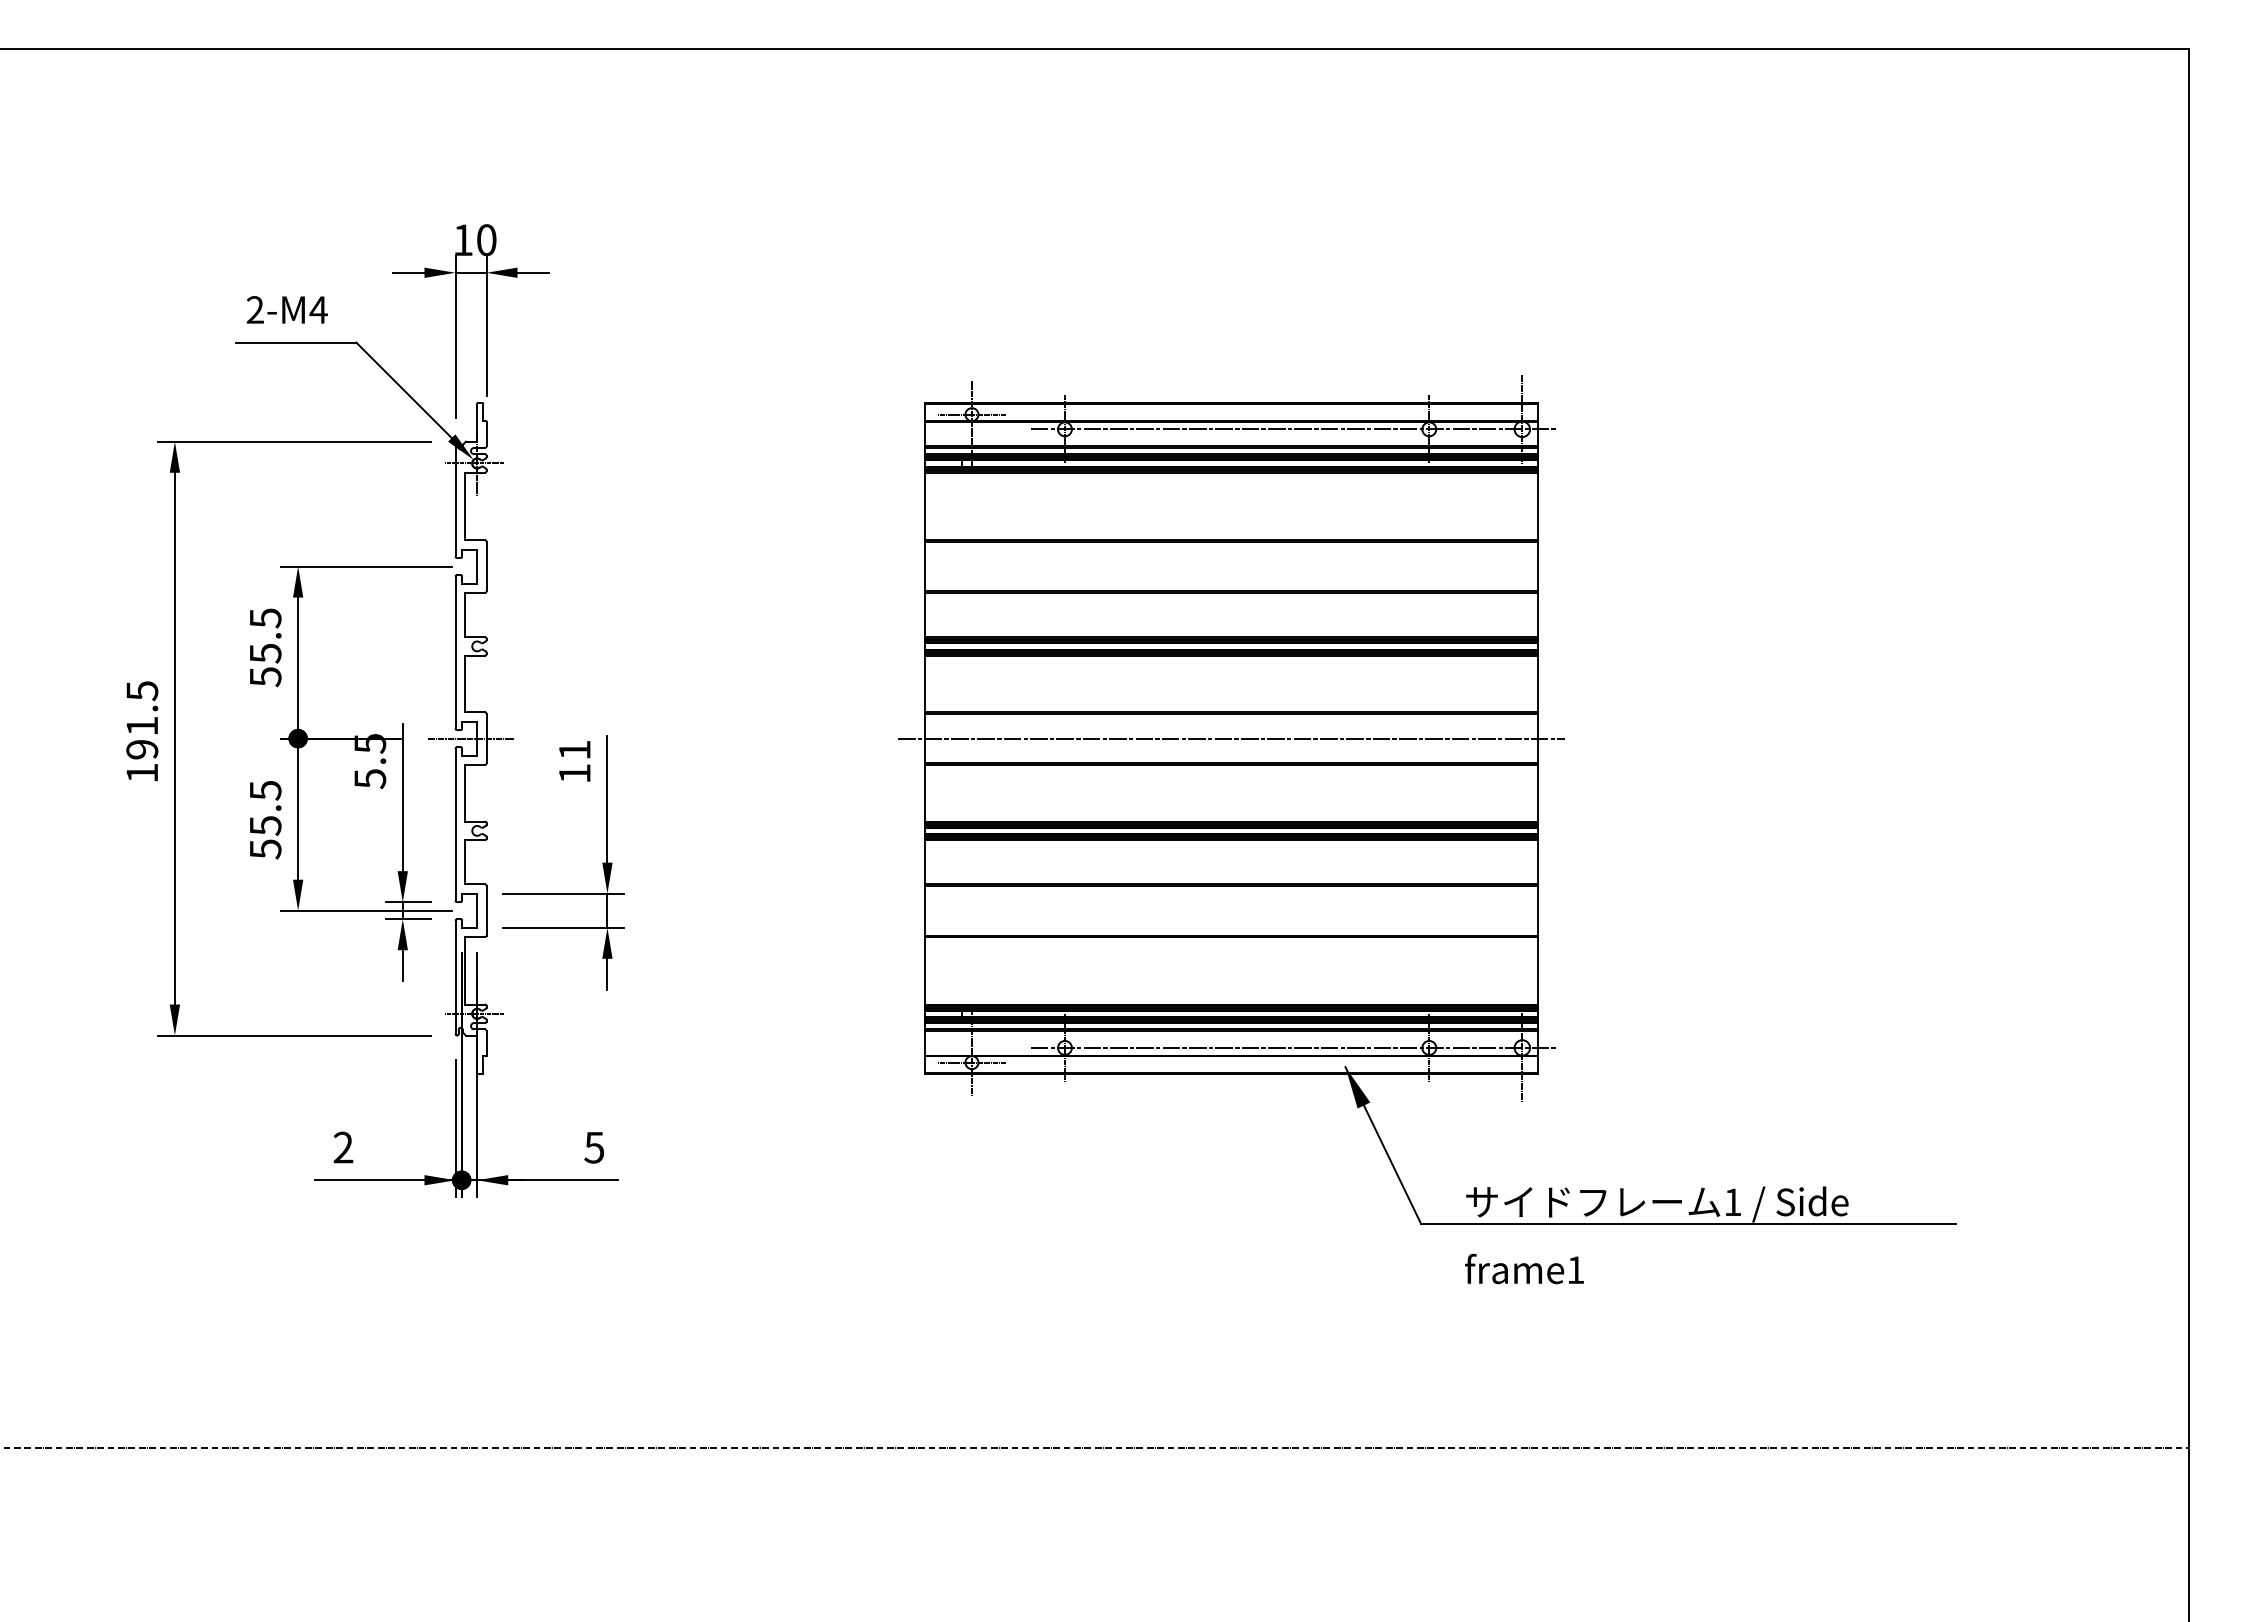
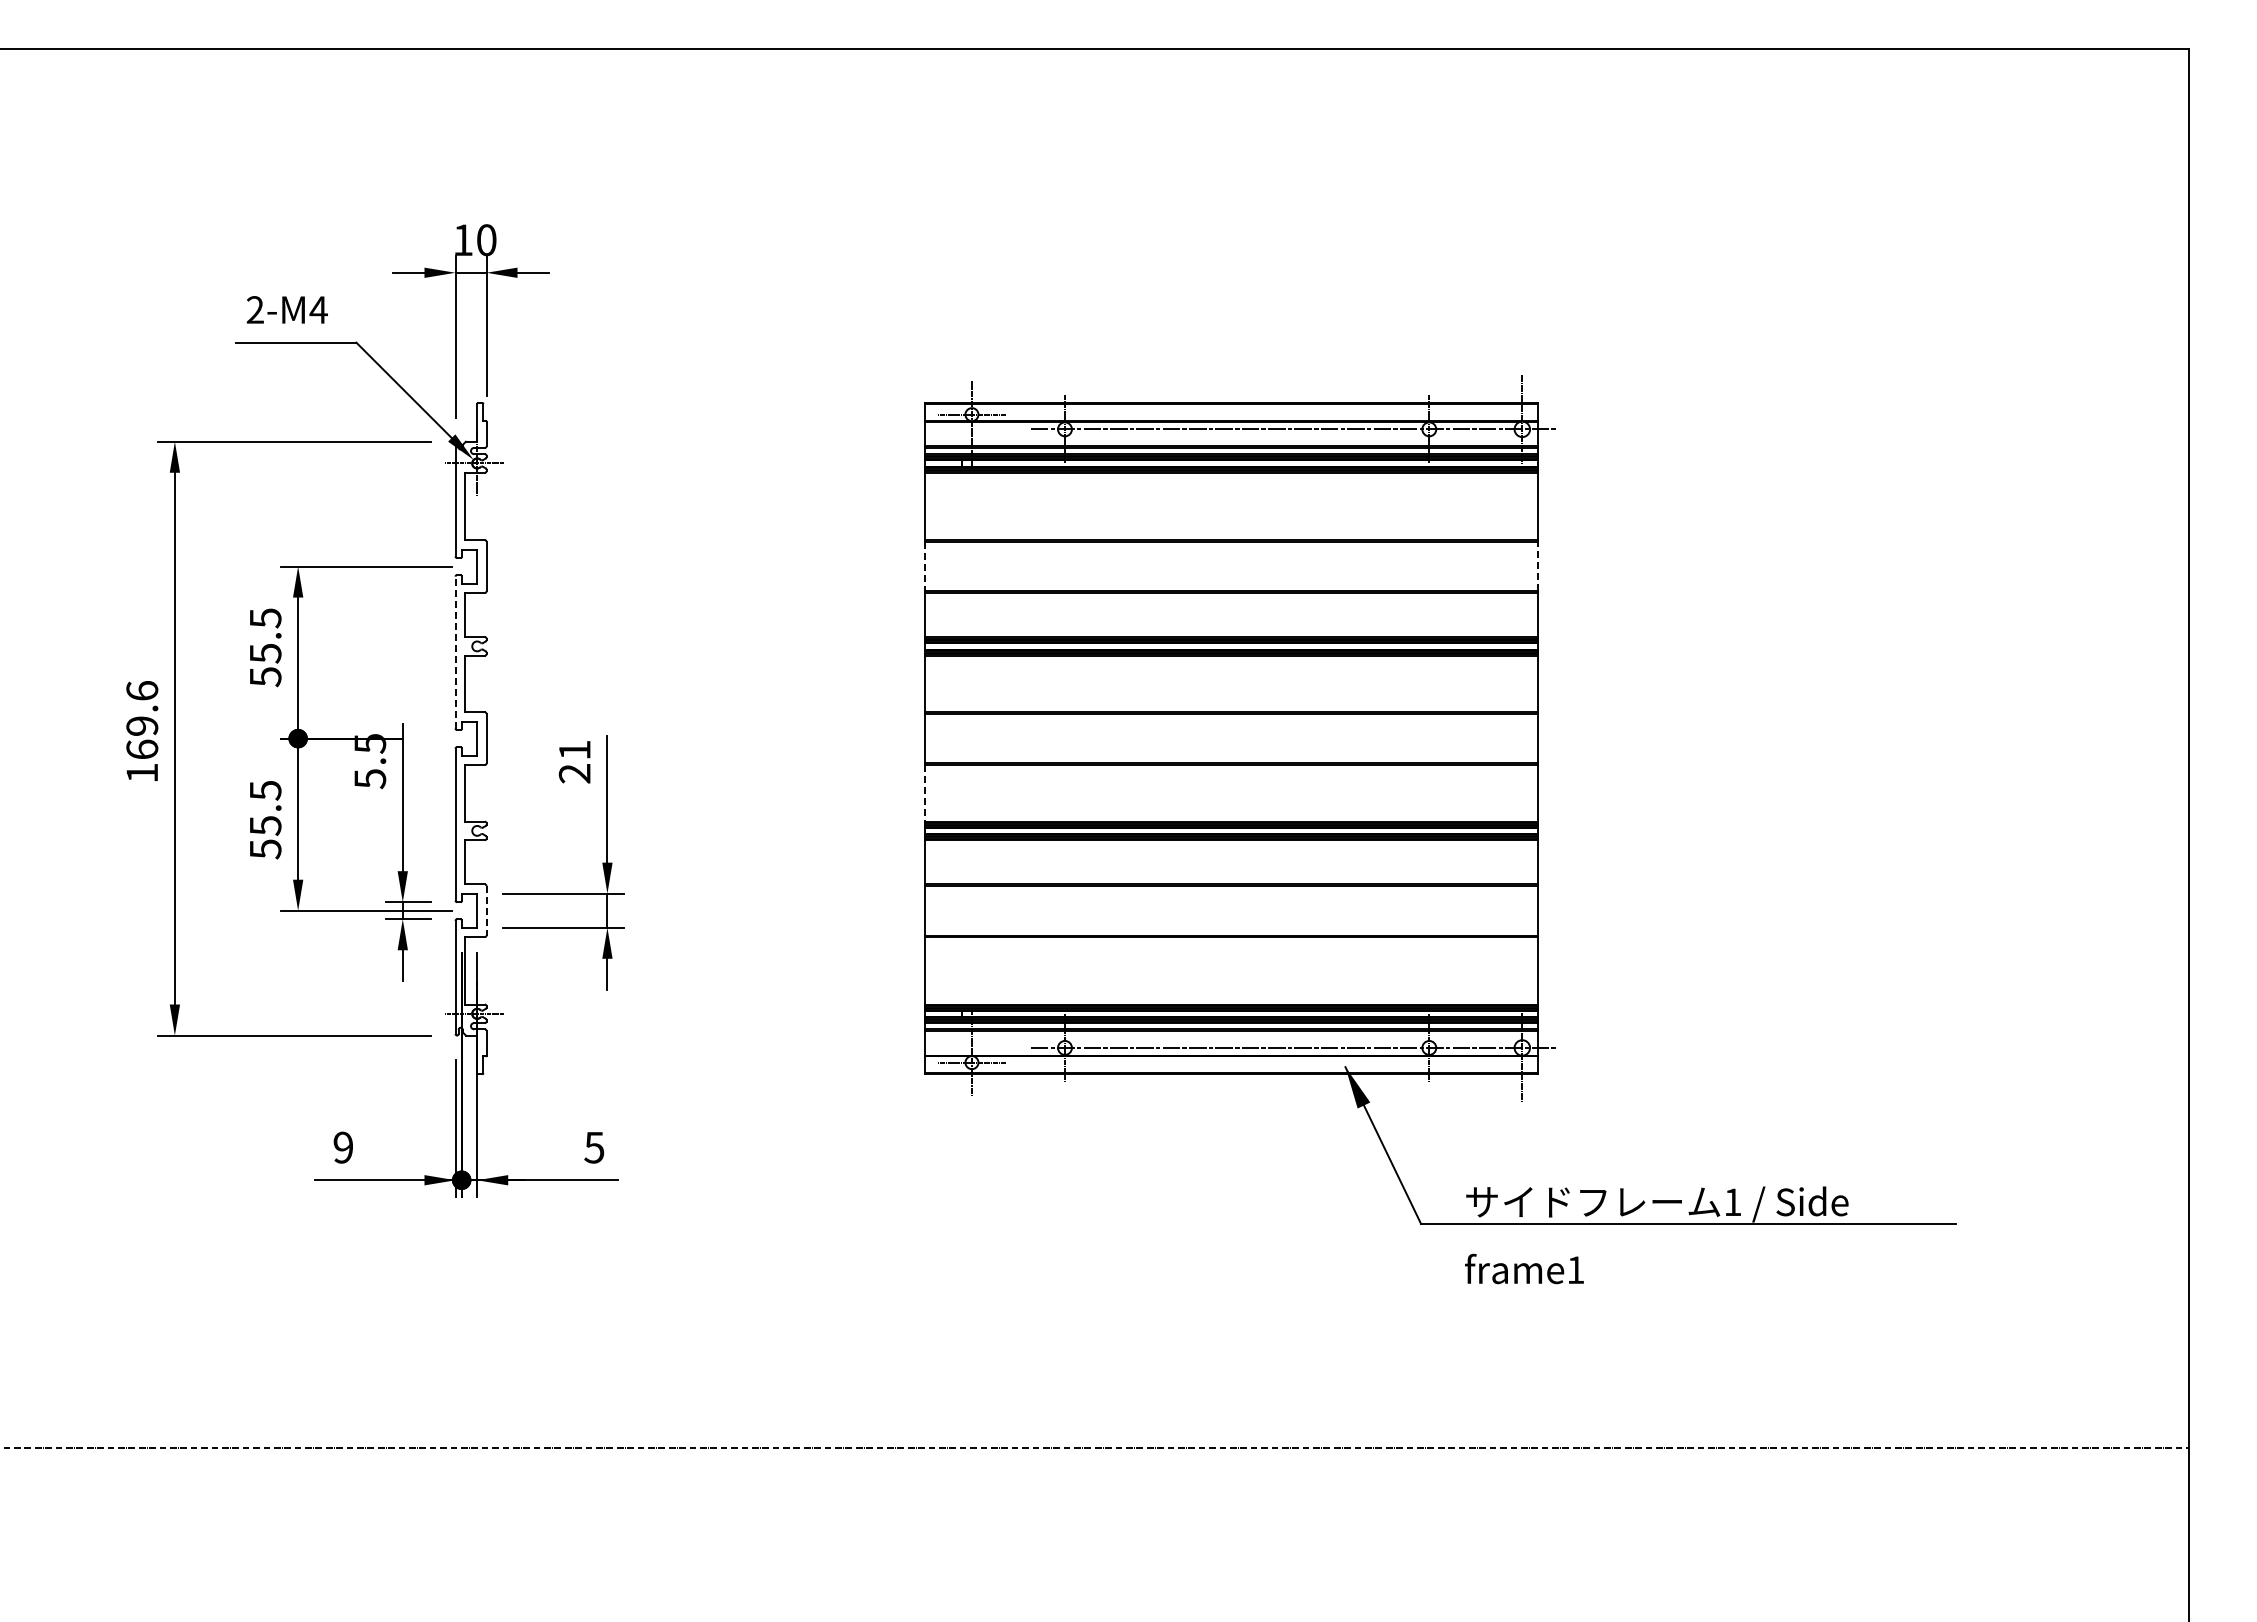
line: solid -> dashed (925, 566)
line: solid -> dashed (1537, 566)
line: solid -> dashed (455, 652)
text: 191.5 -> 169.6 (142, 720)
line: present -> none (470, 738)
line: present -> none (1231, 738)
text: 11 -> 21 (574, 773)
line: solid -> dashed (925, 793)
line: solid -> dashed (486, 910)
text: 2 -> 9 (343, 1147)
